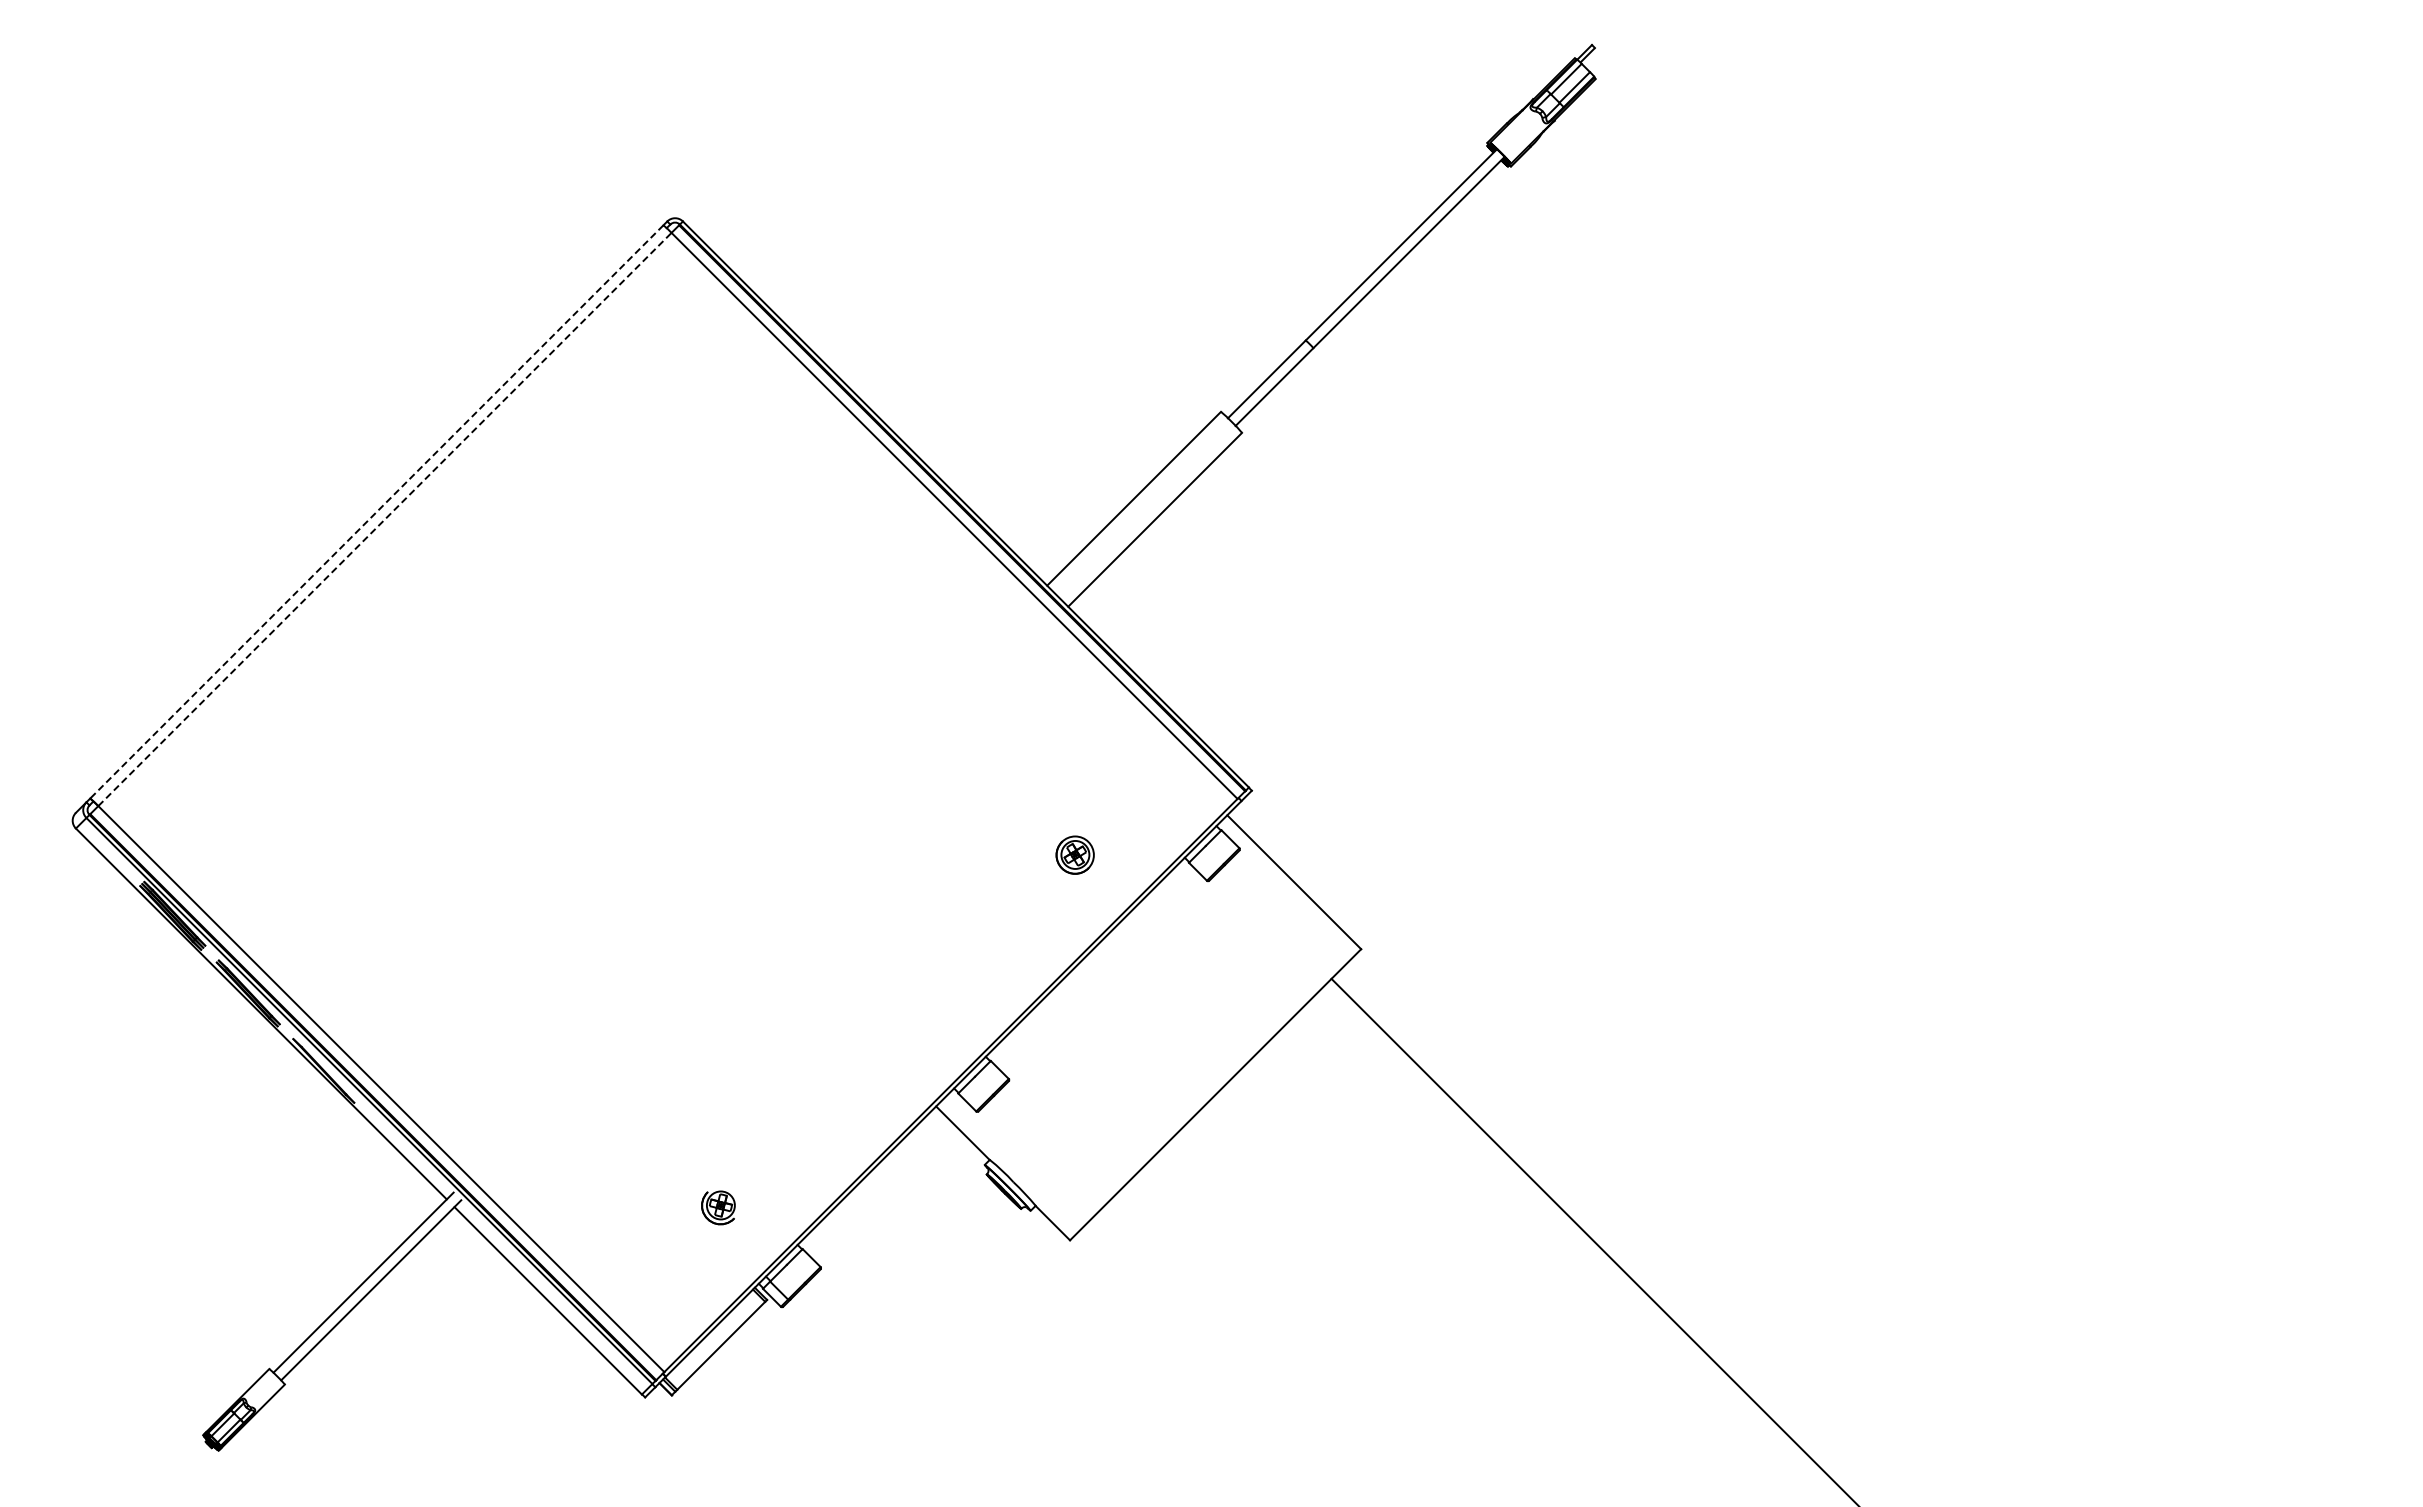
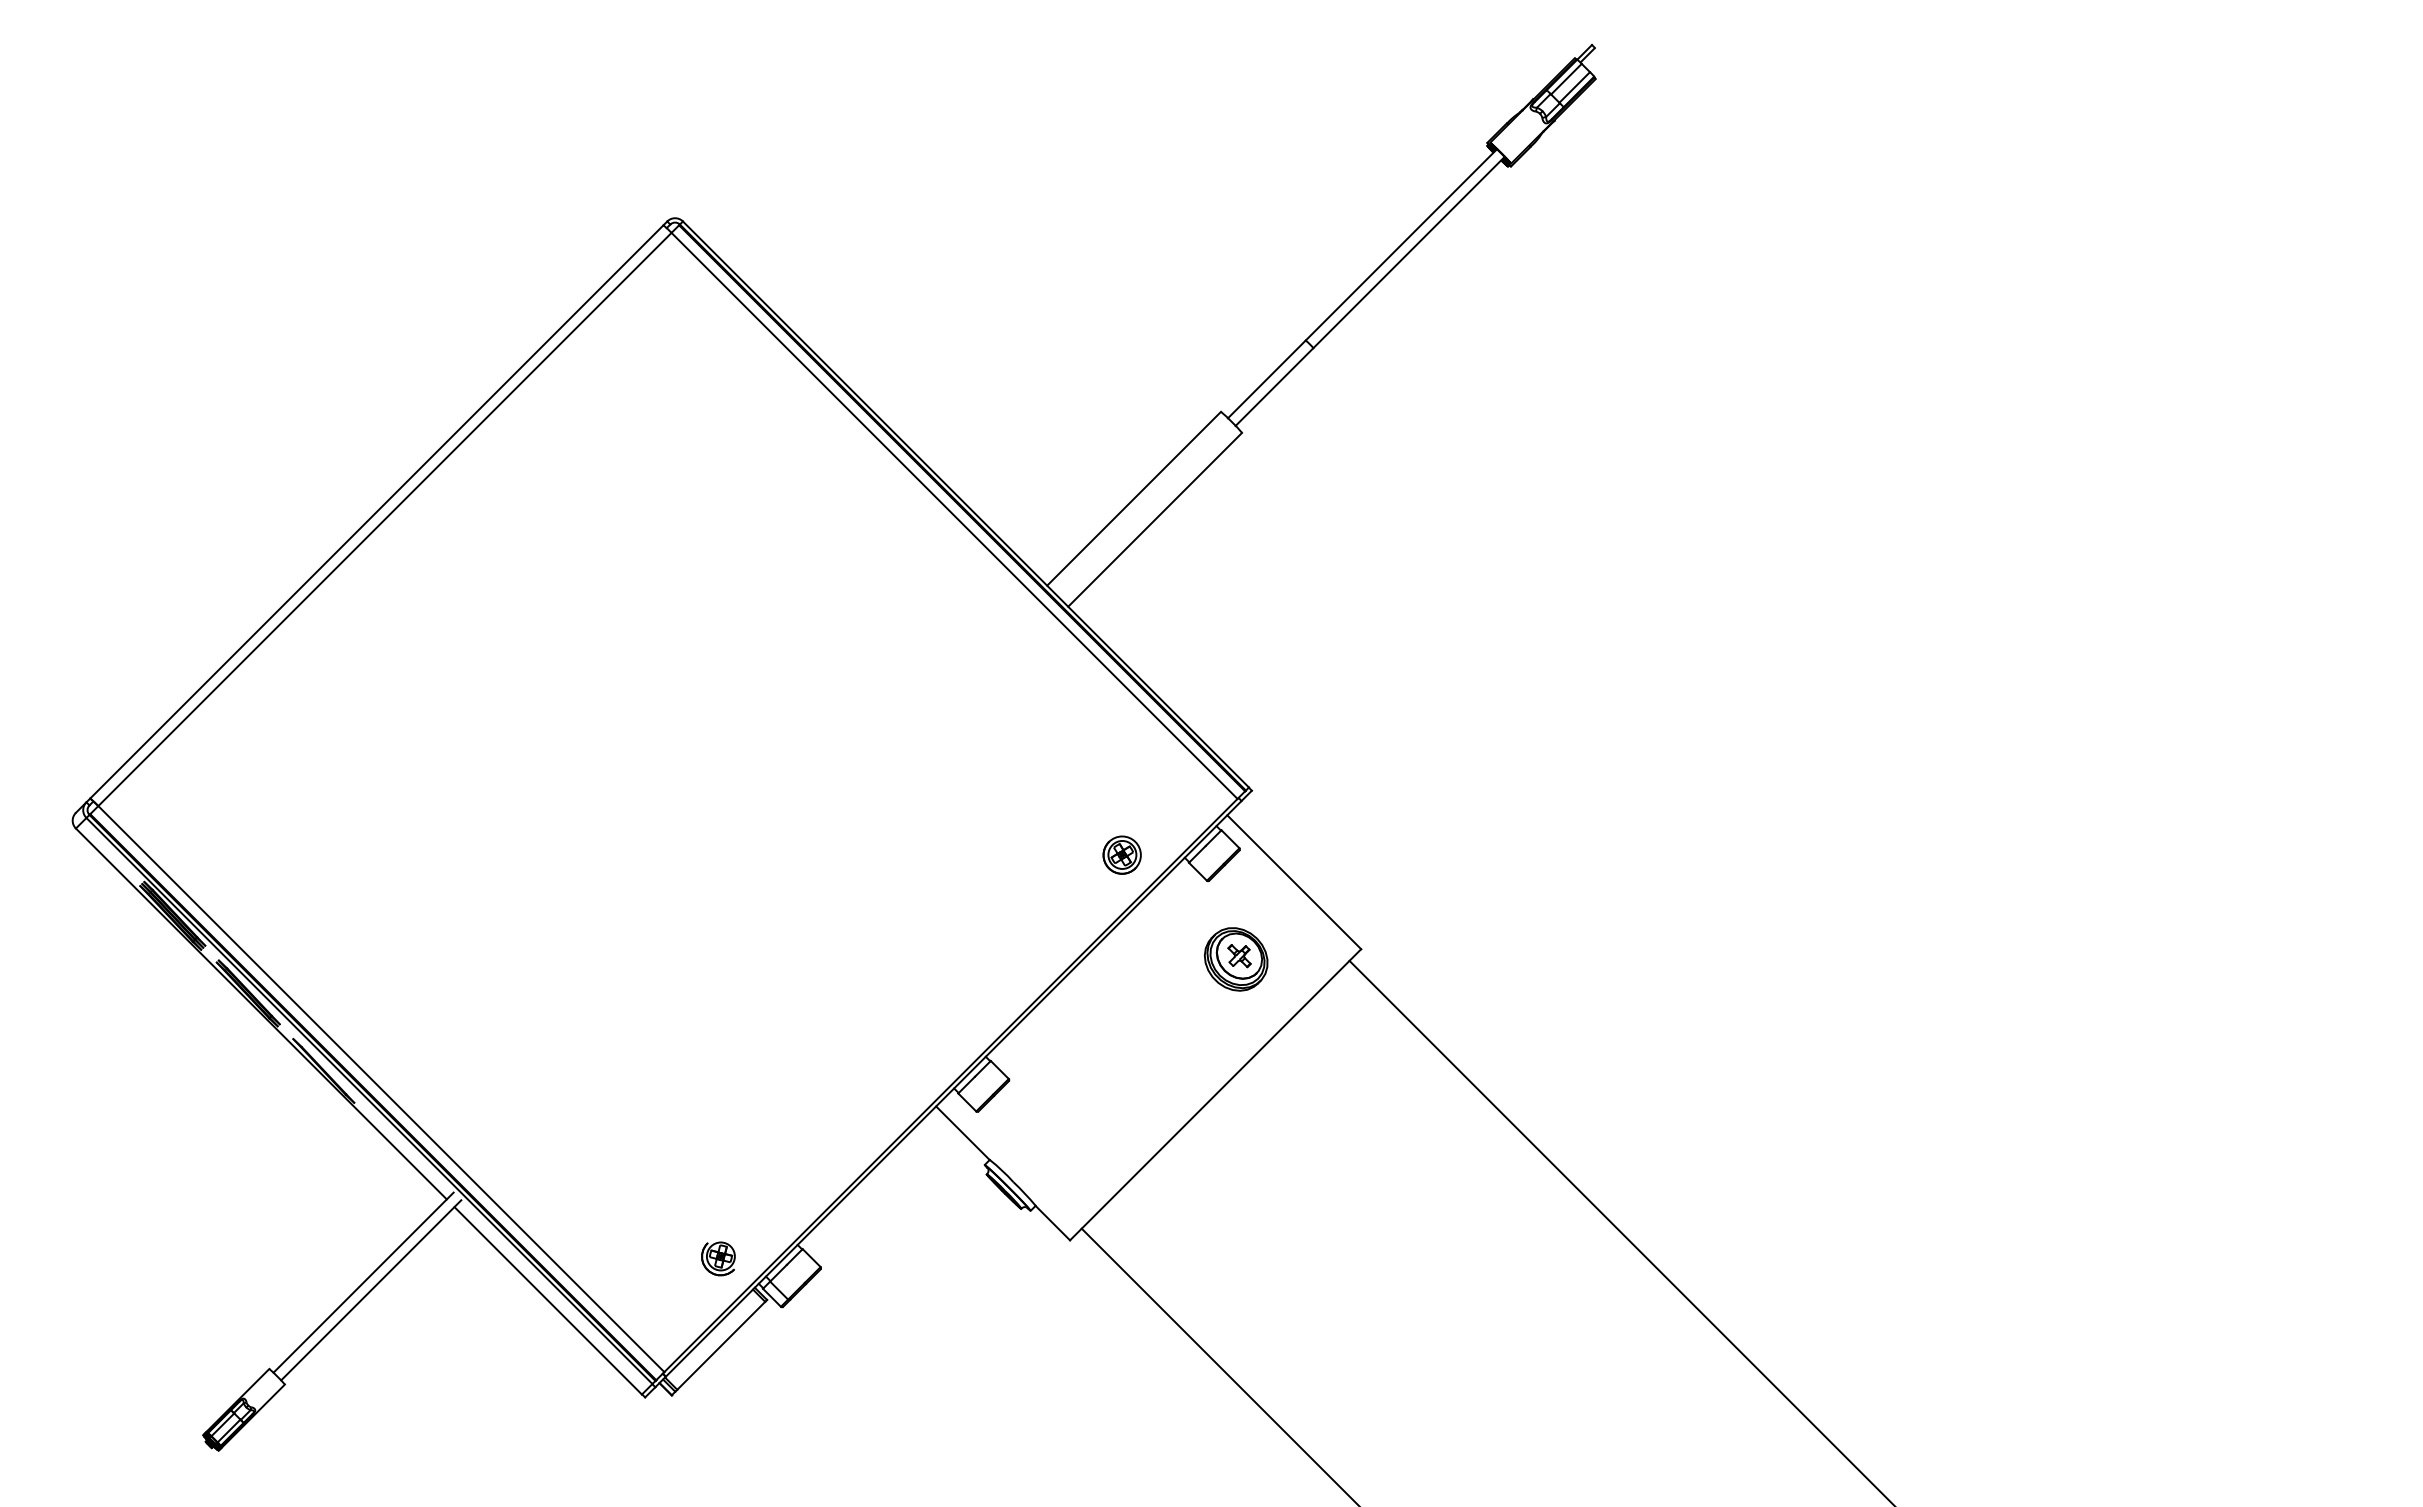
line: dashed -> solid (376, 512)
line: dashed -> solid (385, 519)
part position: (1074, 854) -> (1121, 854) (1121, 854)
part: none -> present (1235, 959)
part position: (718, 1207) -> (718, 1258) (718, 1258)
line position: (1593, 1240) -> (1620, 1231) (1620, 1231)
line: none -> present (1218, 1365)
